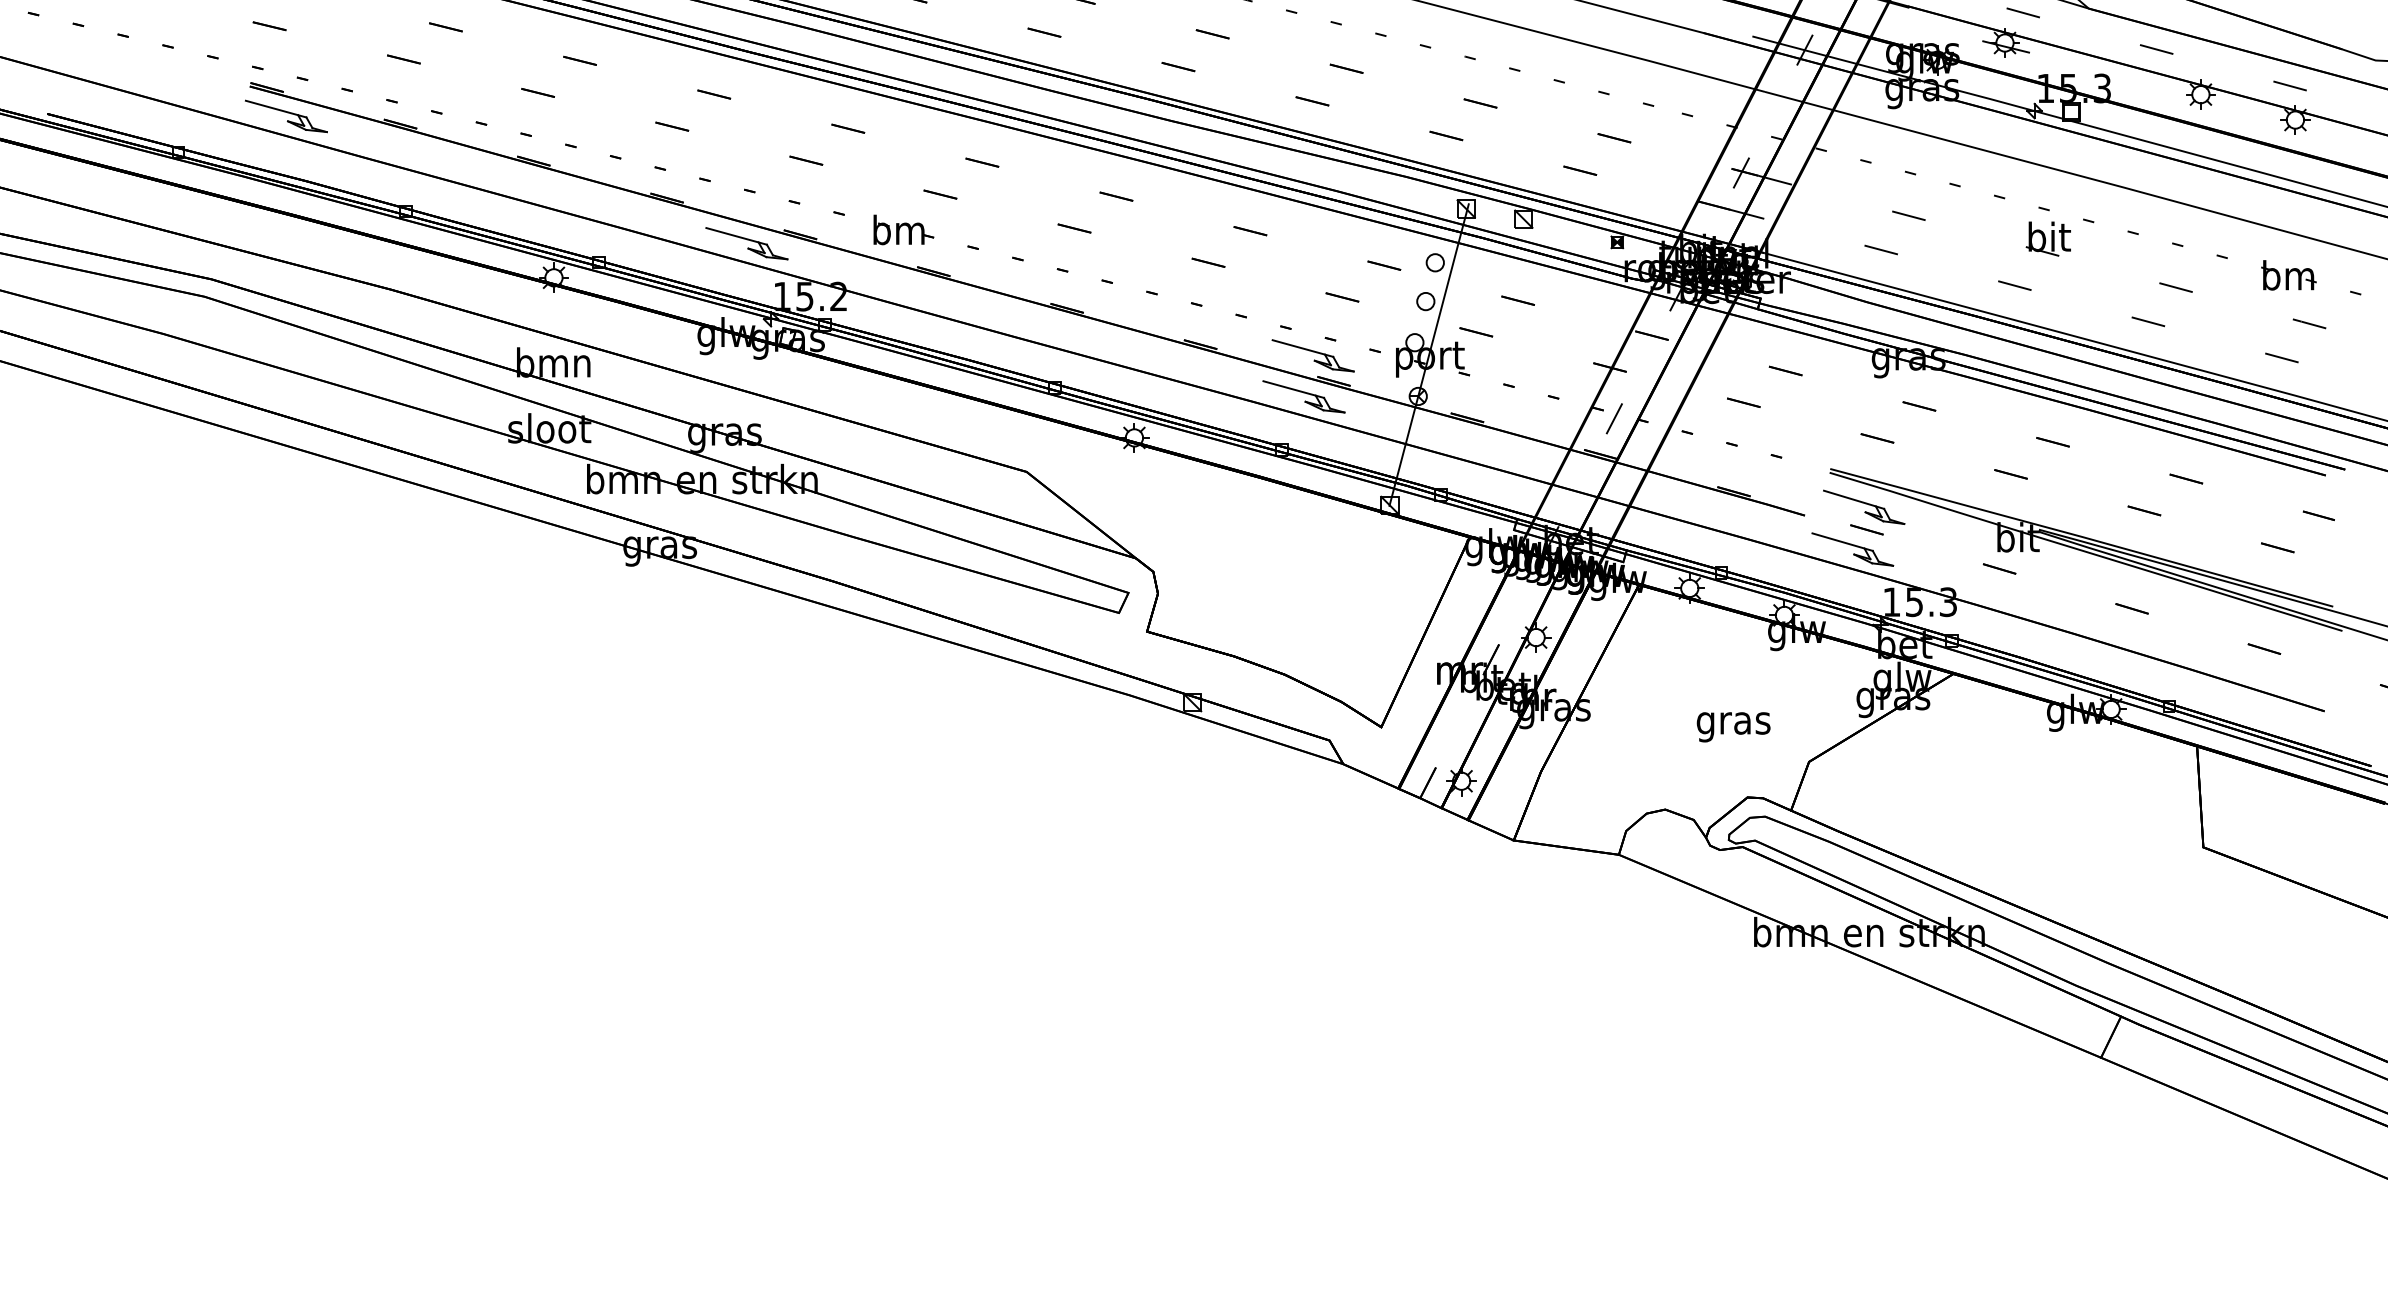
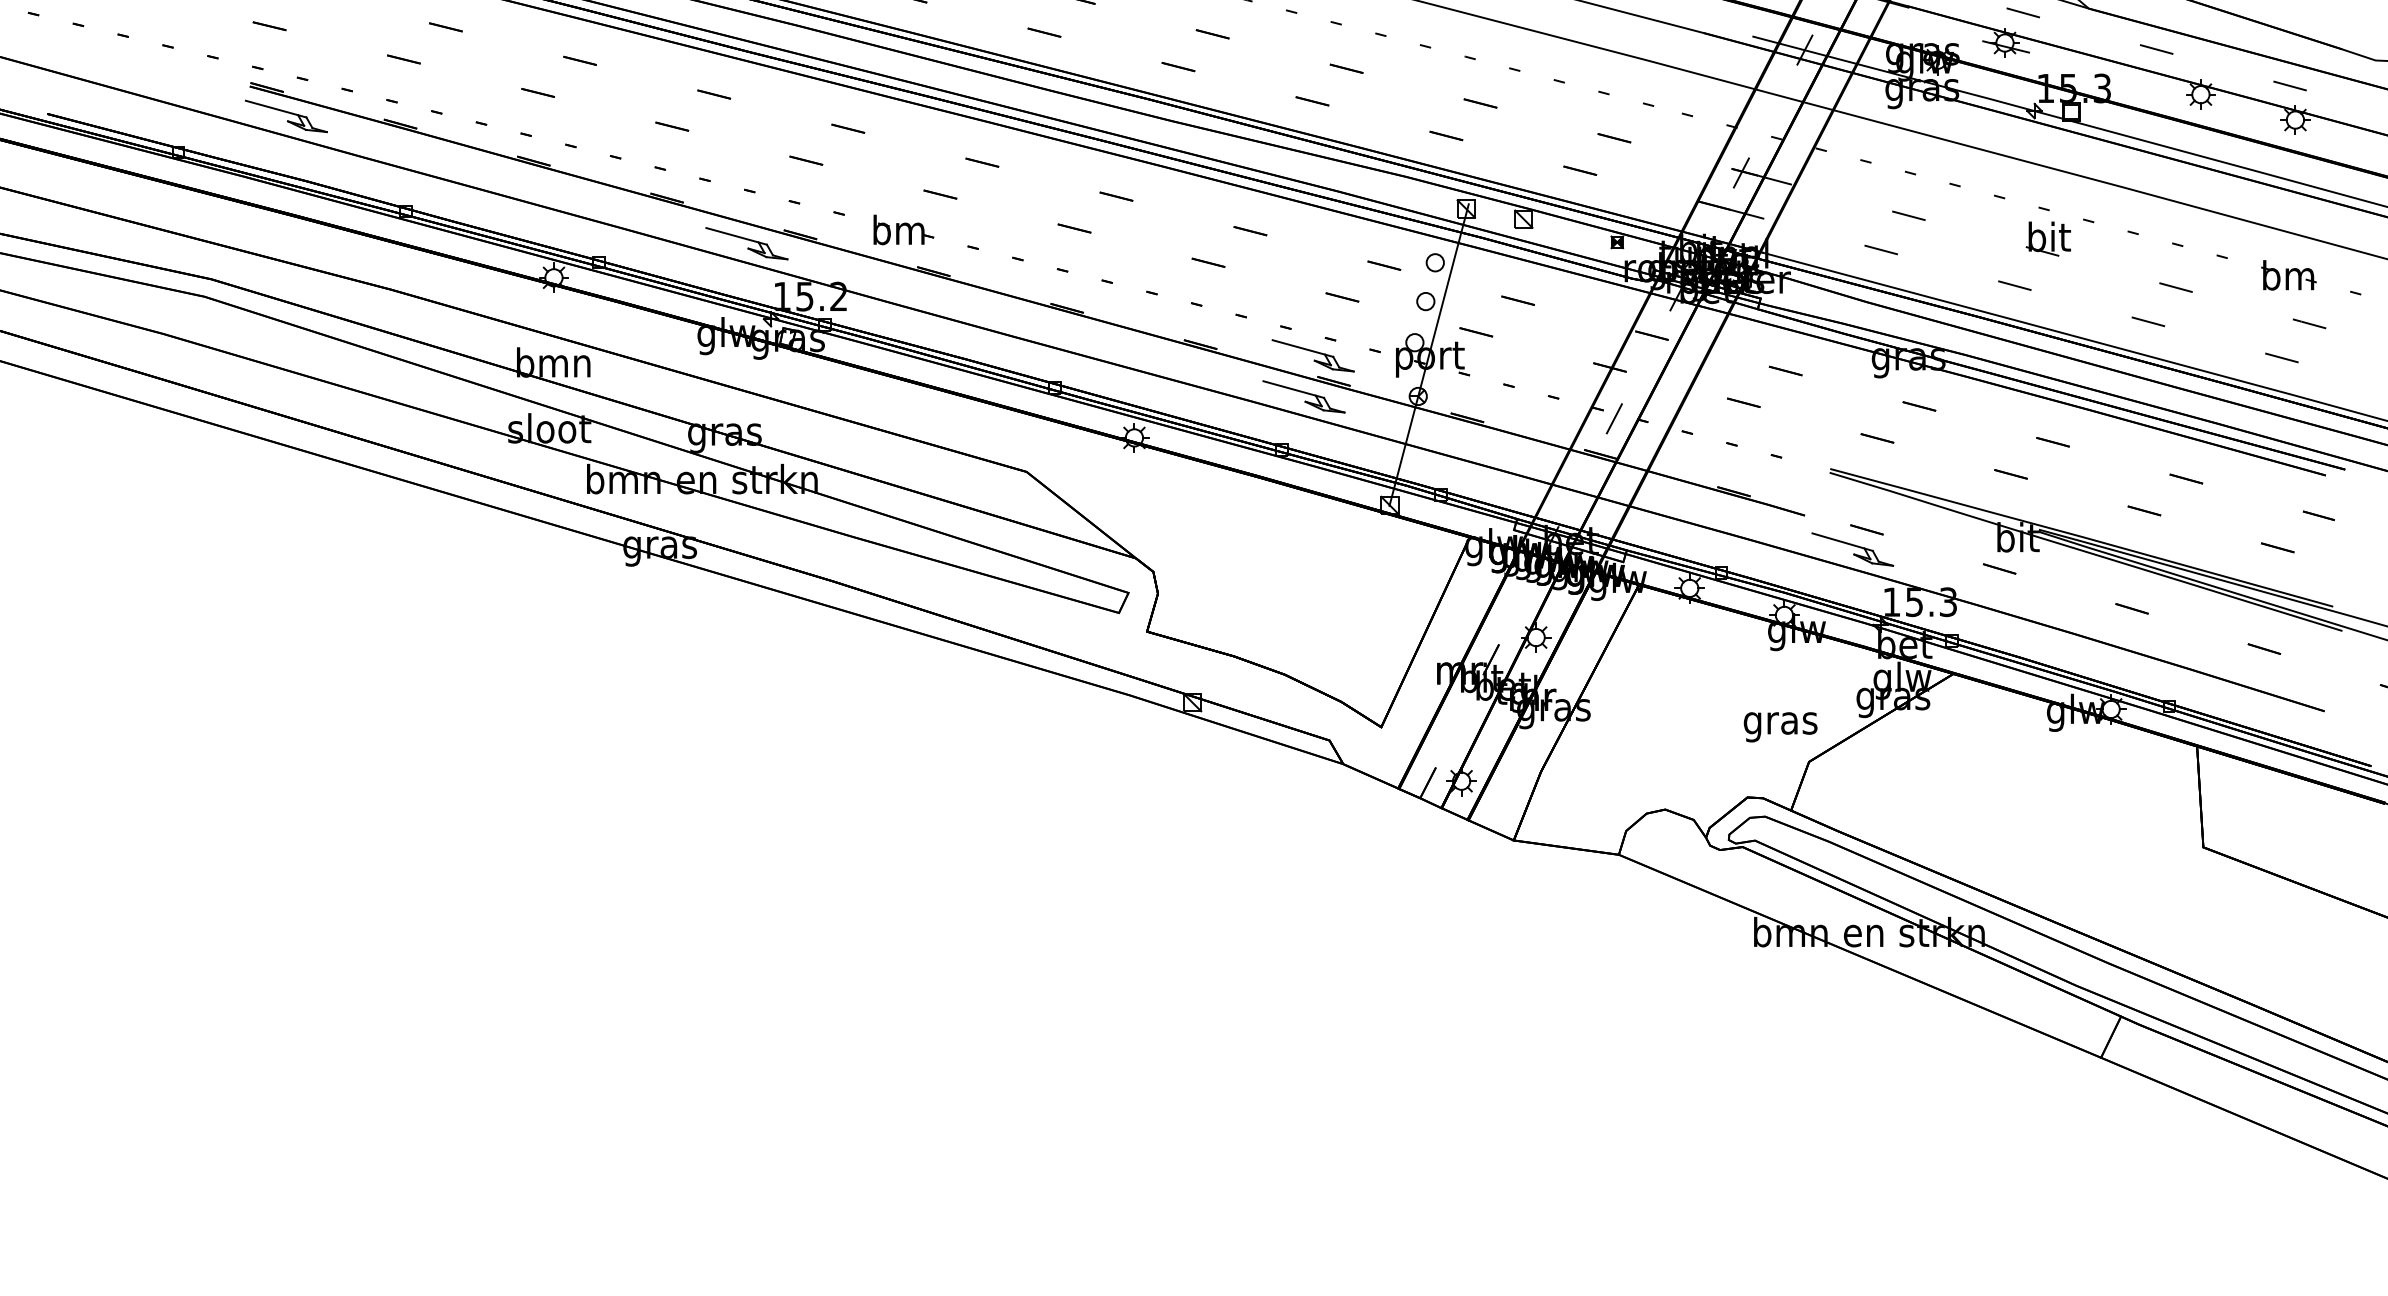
part: present -> none (1864, 506)
text position: (1733, 727) -> (1780, 727) (1780, 727)
